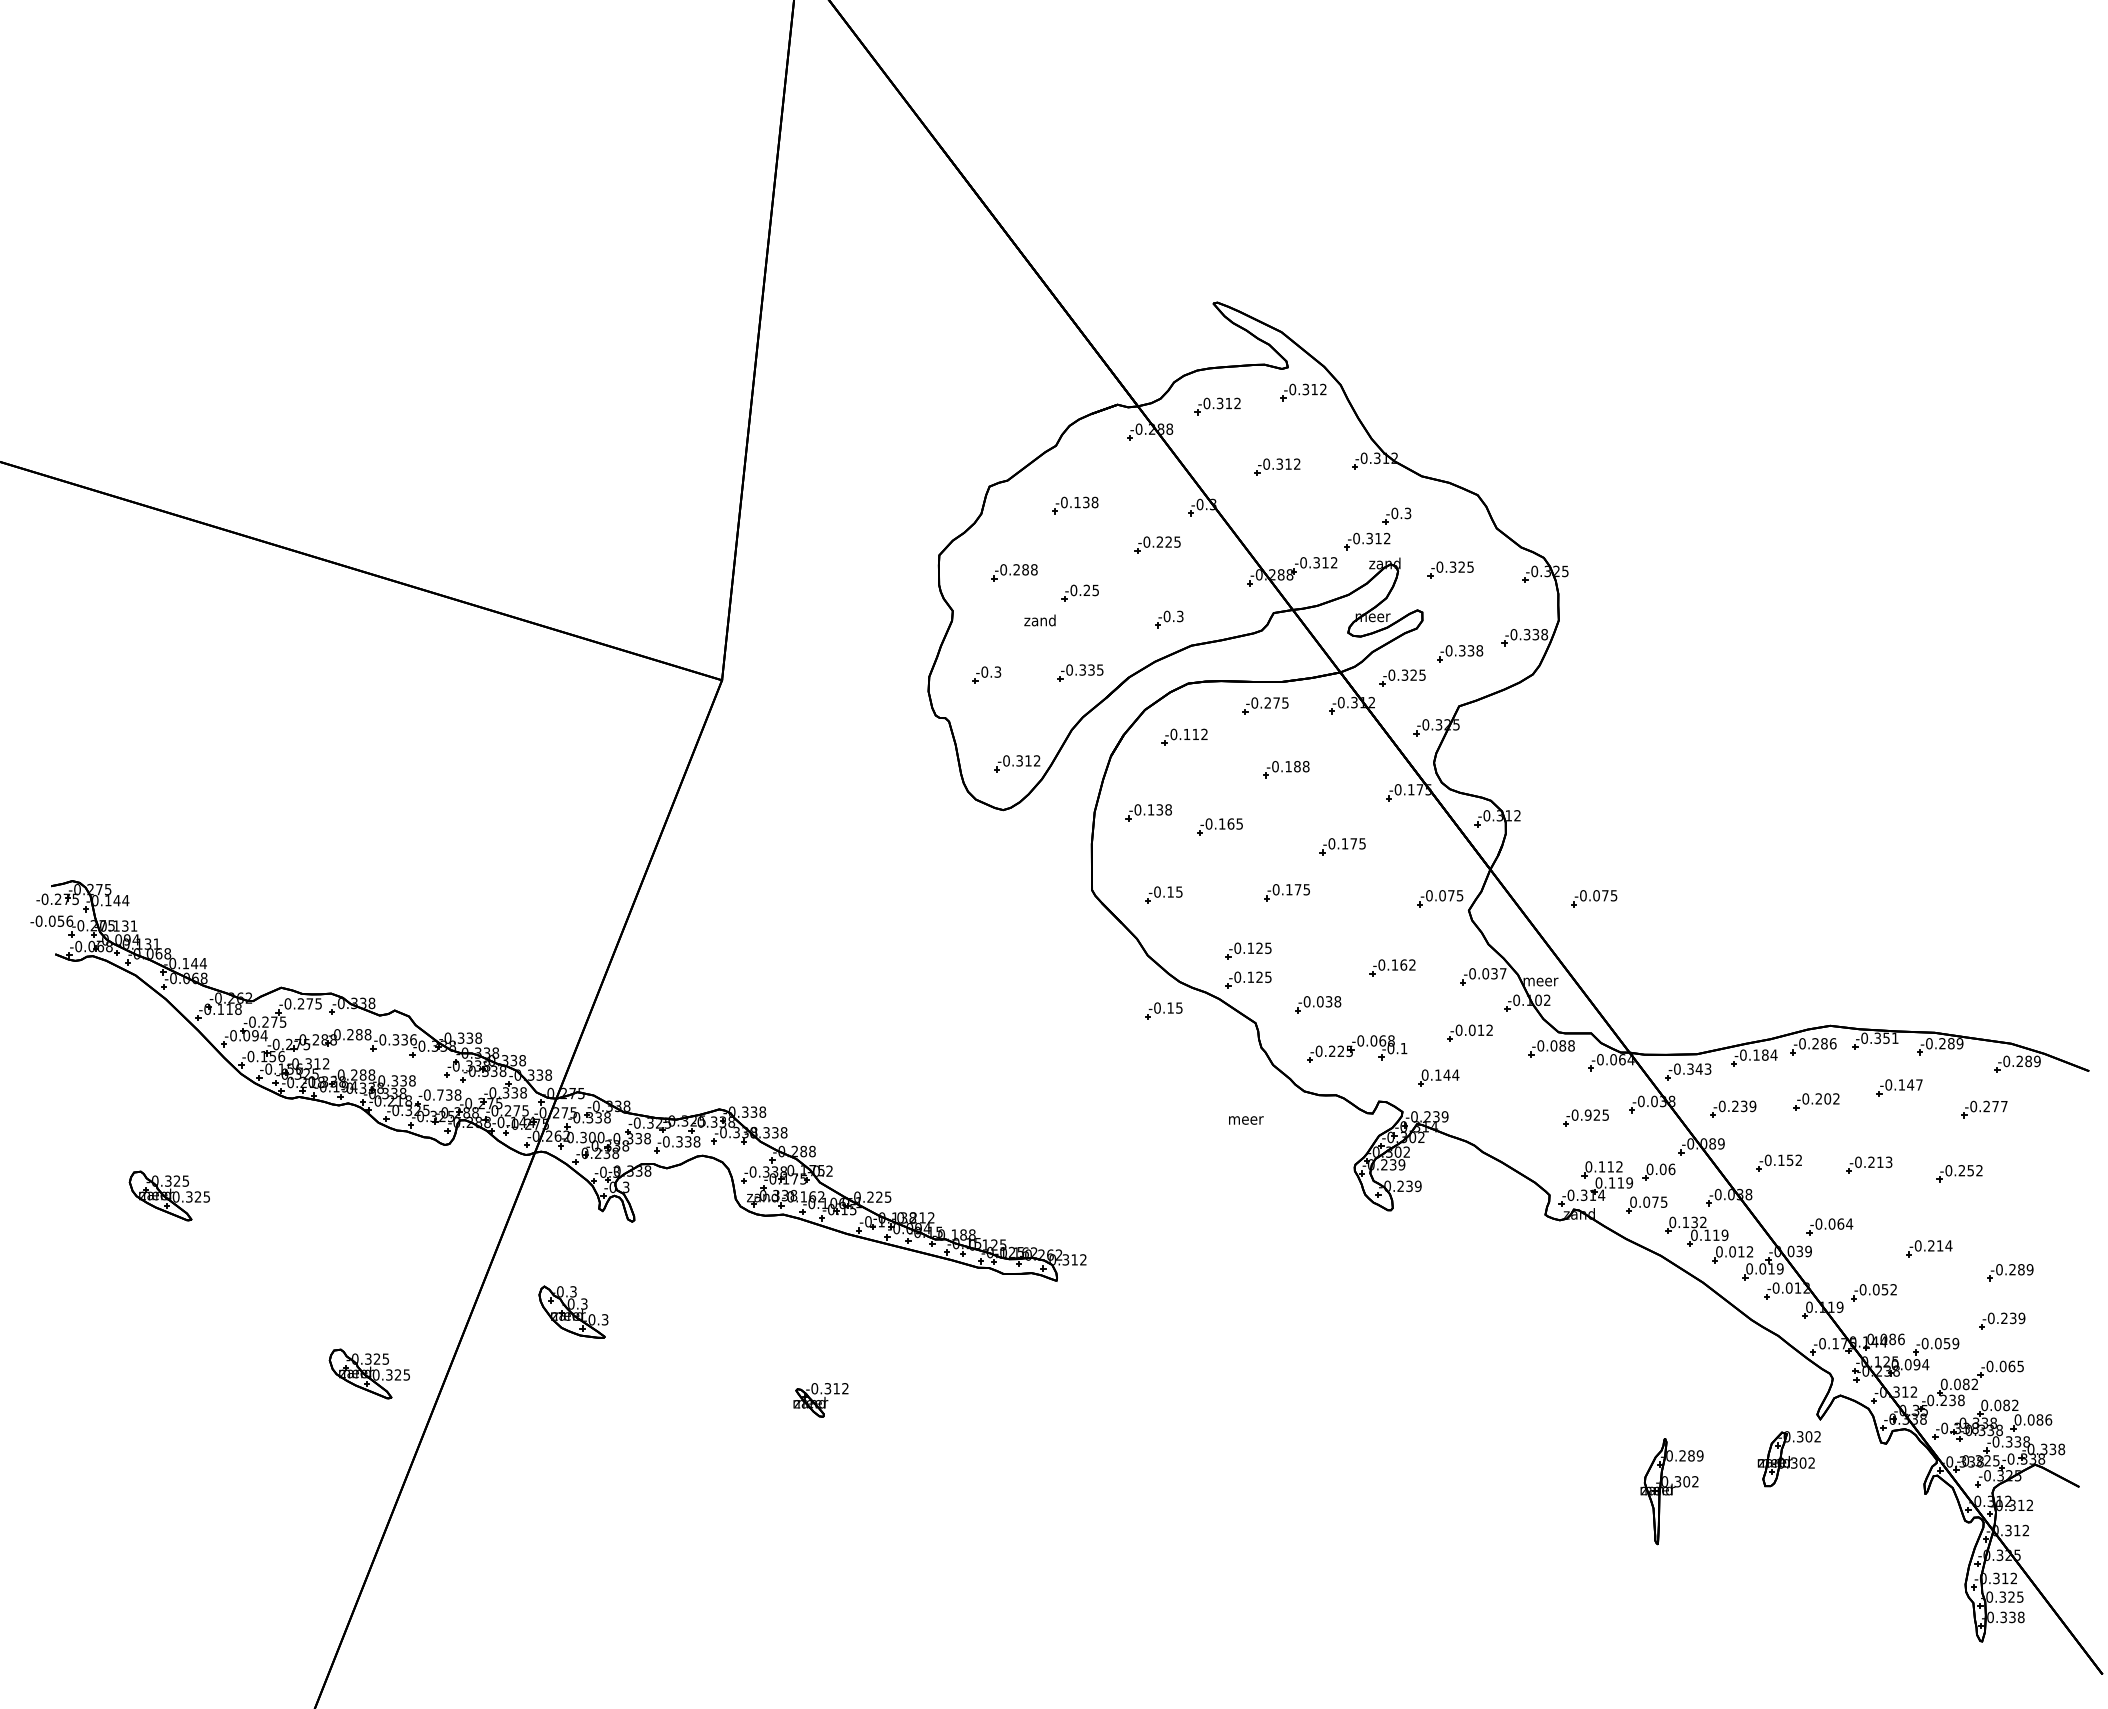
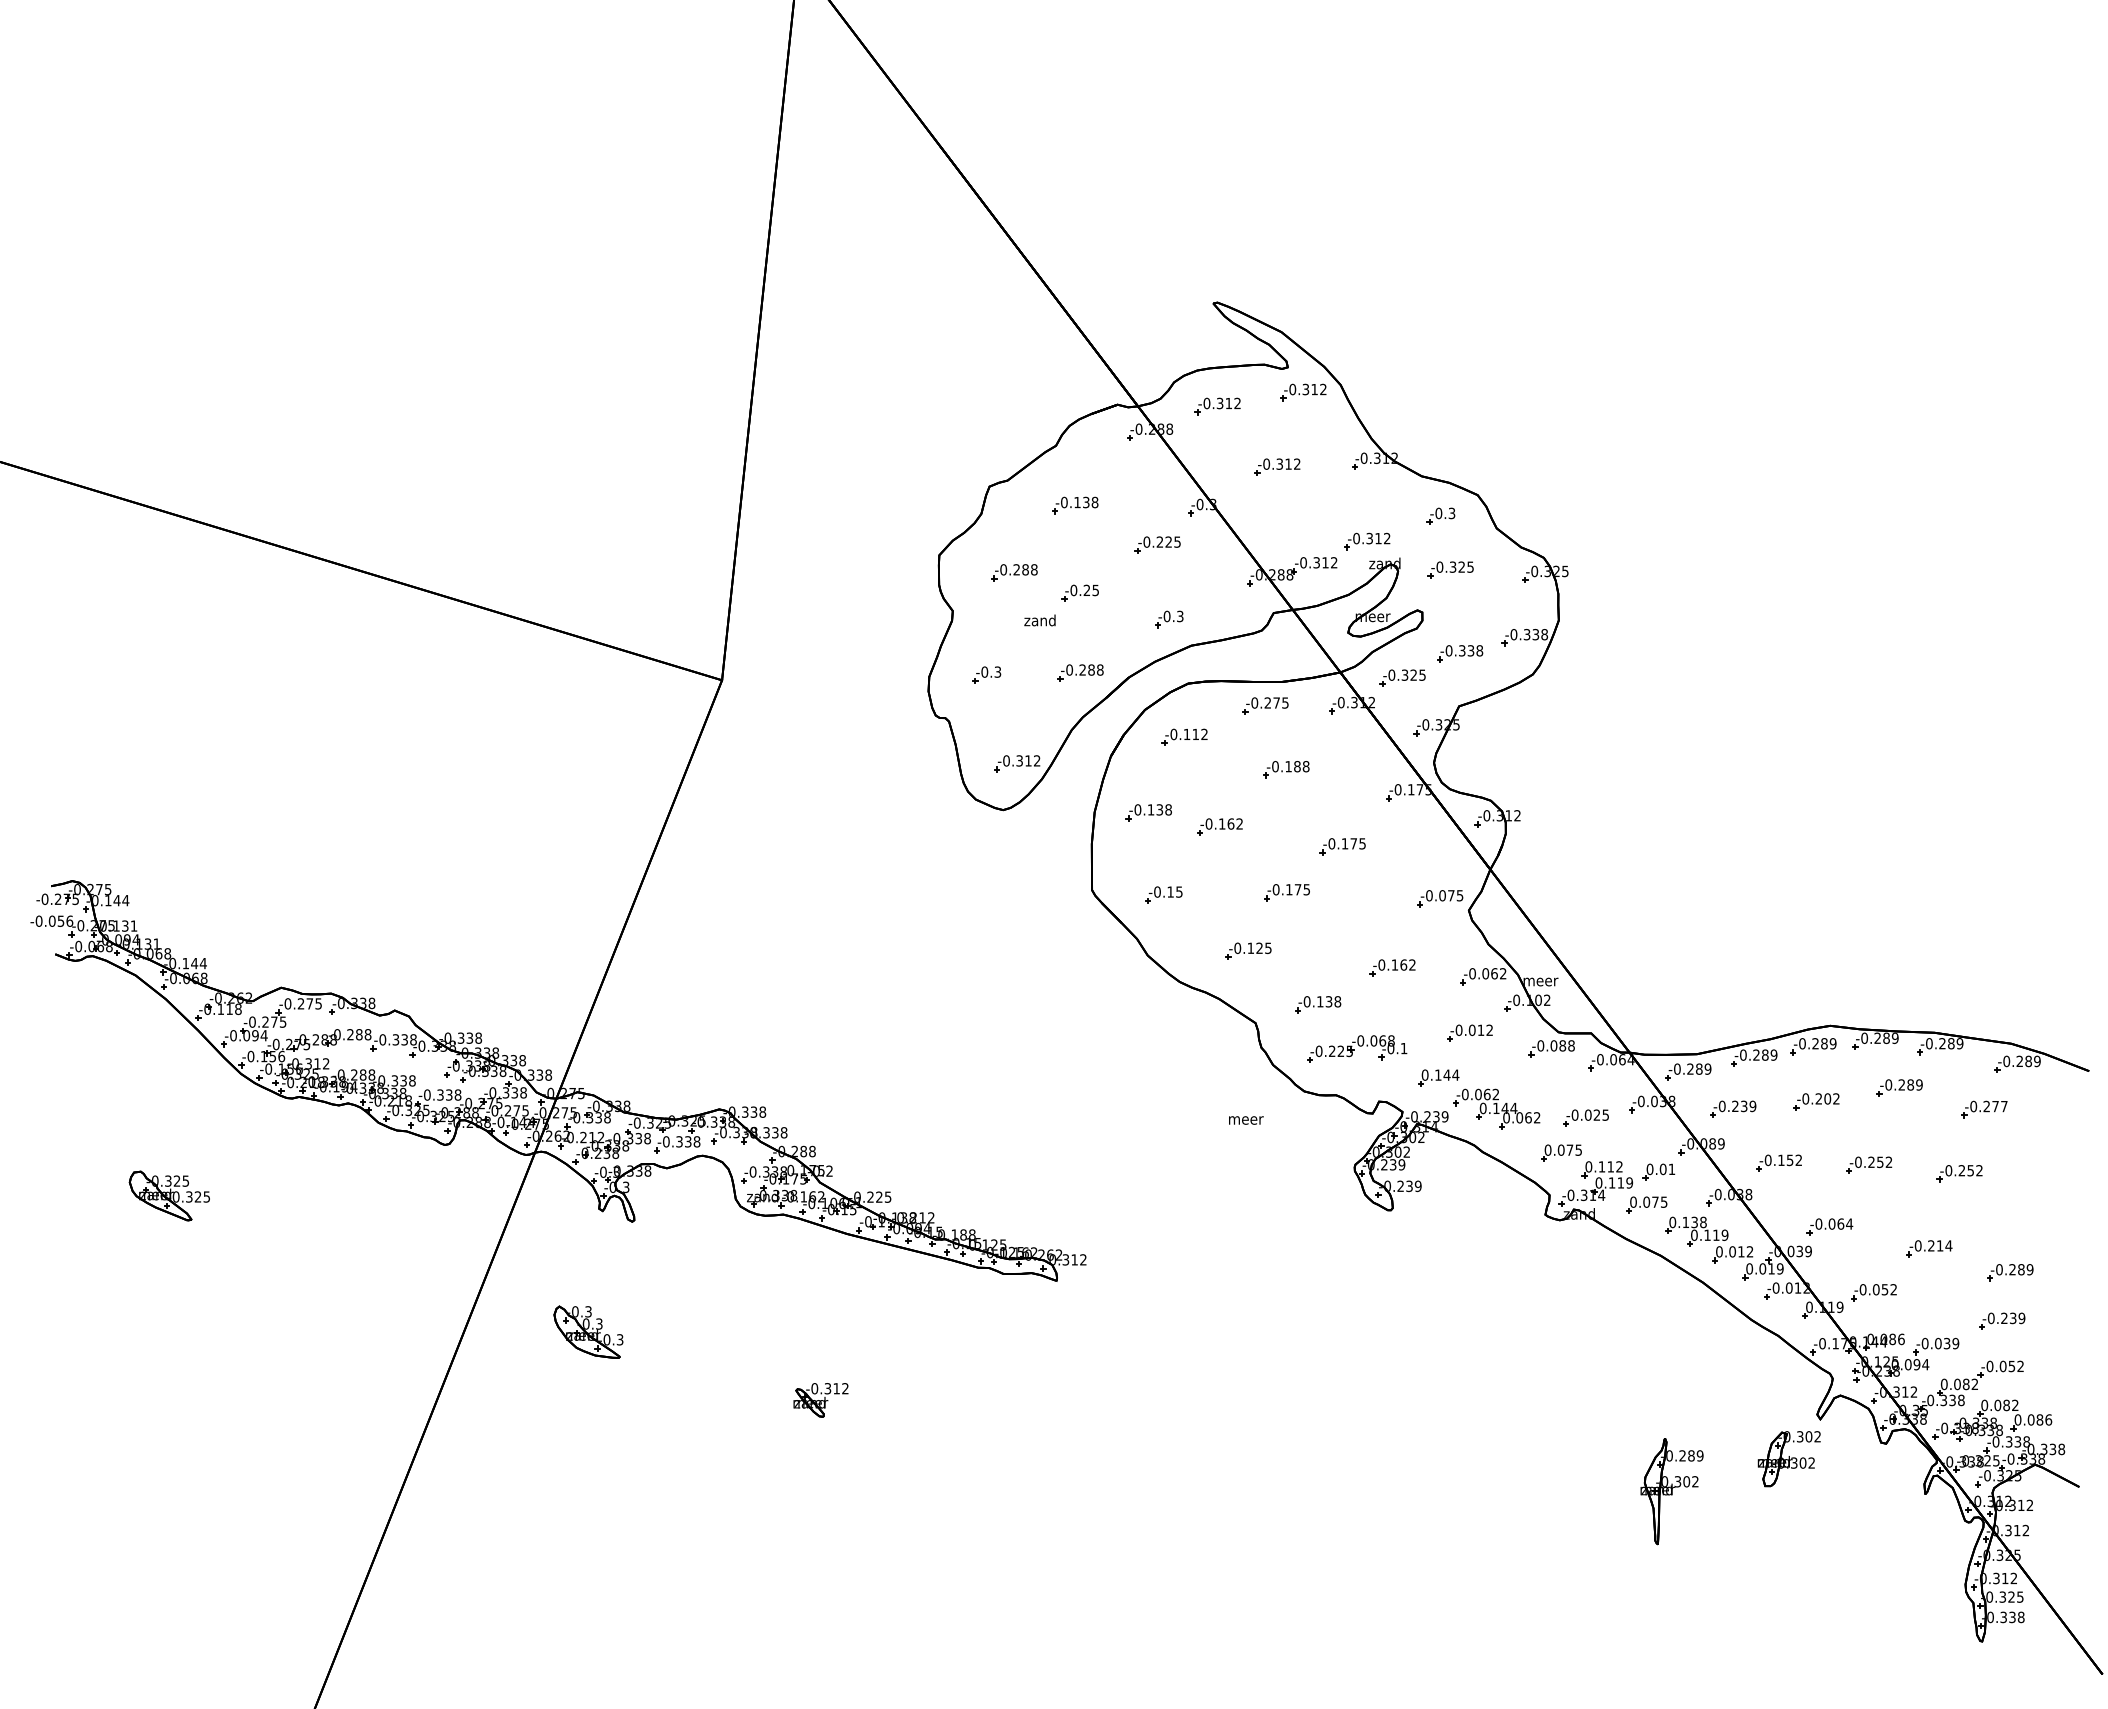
part position: (1396, 515) -> (1440, 515) (1440, 515)
text: -0.335 -> -0.288 (1091, 669)
text: -0.165 -> -0.162 (1239, 823)
part: present -> none (1594, 898)
text: -0.037 -> -0.062 (1498, 973)
part: present -> none (1248, 979)
text: -0.038 -> -0.138 (1319, 1001)
part: present -> none (1163, 1010)
text: -0.351 -> -0.289 (1886, 1038)
text: -0.336 -> -0.338 (413, 1039)
text: -0.286 -> -0.289 (1832, 1043)
text: -0.184 -> -0.289 (1765, 1054)
text: -0.343 -> -0.289 (1699, 1068)
text: -0.147 -> -0.289 (1910, 1084)
text: -0.738 -> -0.338 (440, 1094)
part: none -> present (1496, 1108)
text: -0.925 -> -0.025 (1587, 1114)
text: -0.300 -> -0.212 (592, 1137)
part: none -> present (1561, 1152)
text: -0.213 -> -0.252 (1884, 1162)
text: 0.06 -> 0.01 (1671, 1169)
text: 0.132 -> 0.138 (1703, 1222)
part position: (573, 1311) -> (588, 1331) (588, 1331)
text: -0.059 -> -0.039 (1947, 1342)
text: -0.065 -> -0.052 (2015, 1366)
part: present -> none (368, 1373)
text: -0.238 -> -0.338 (1943, 1400)
